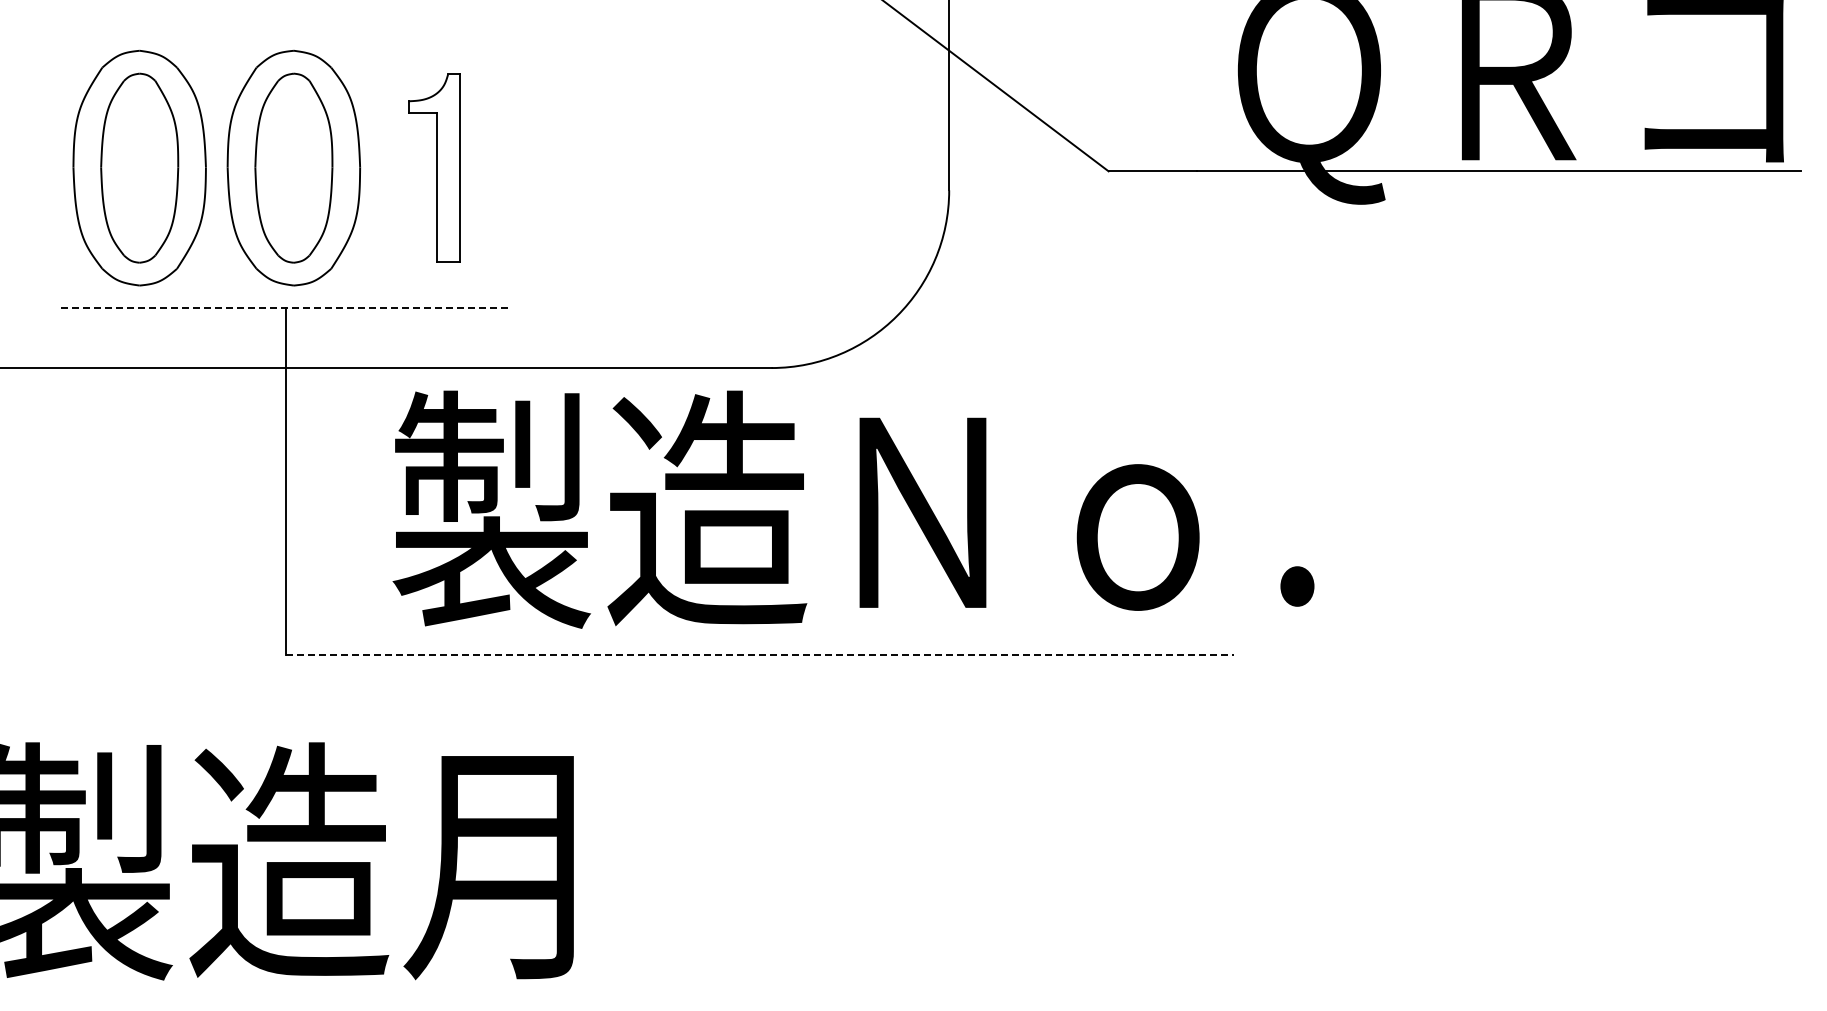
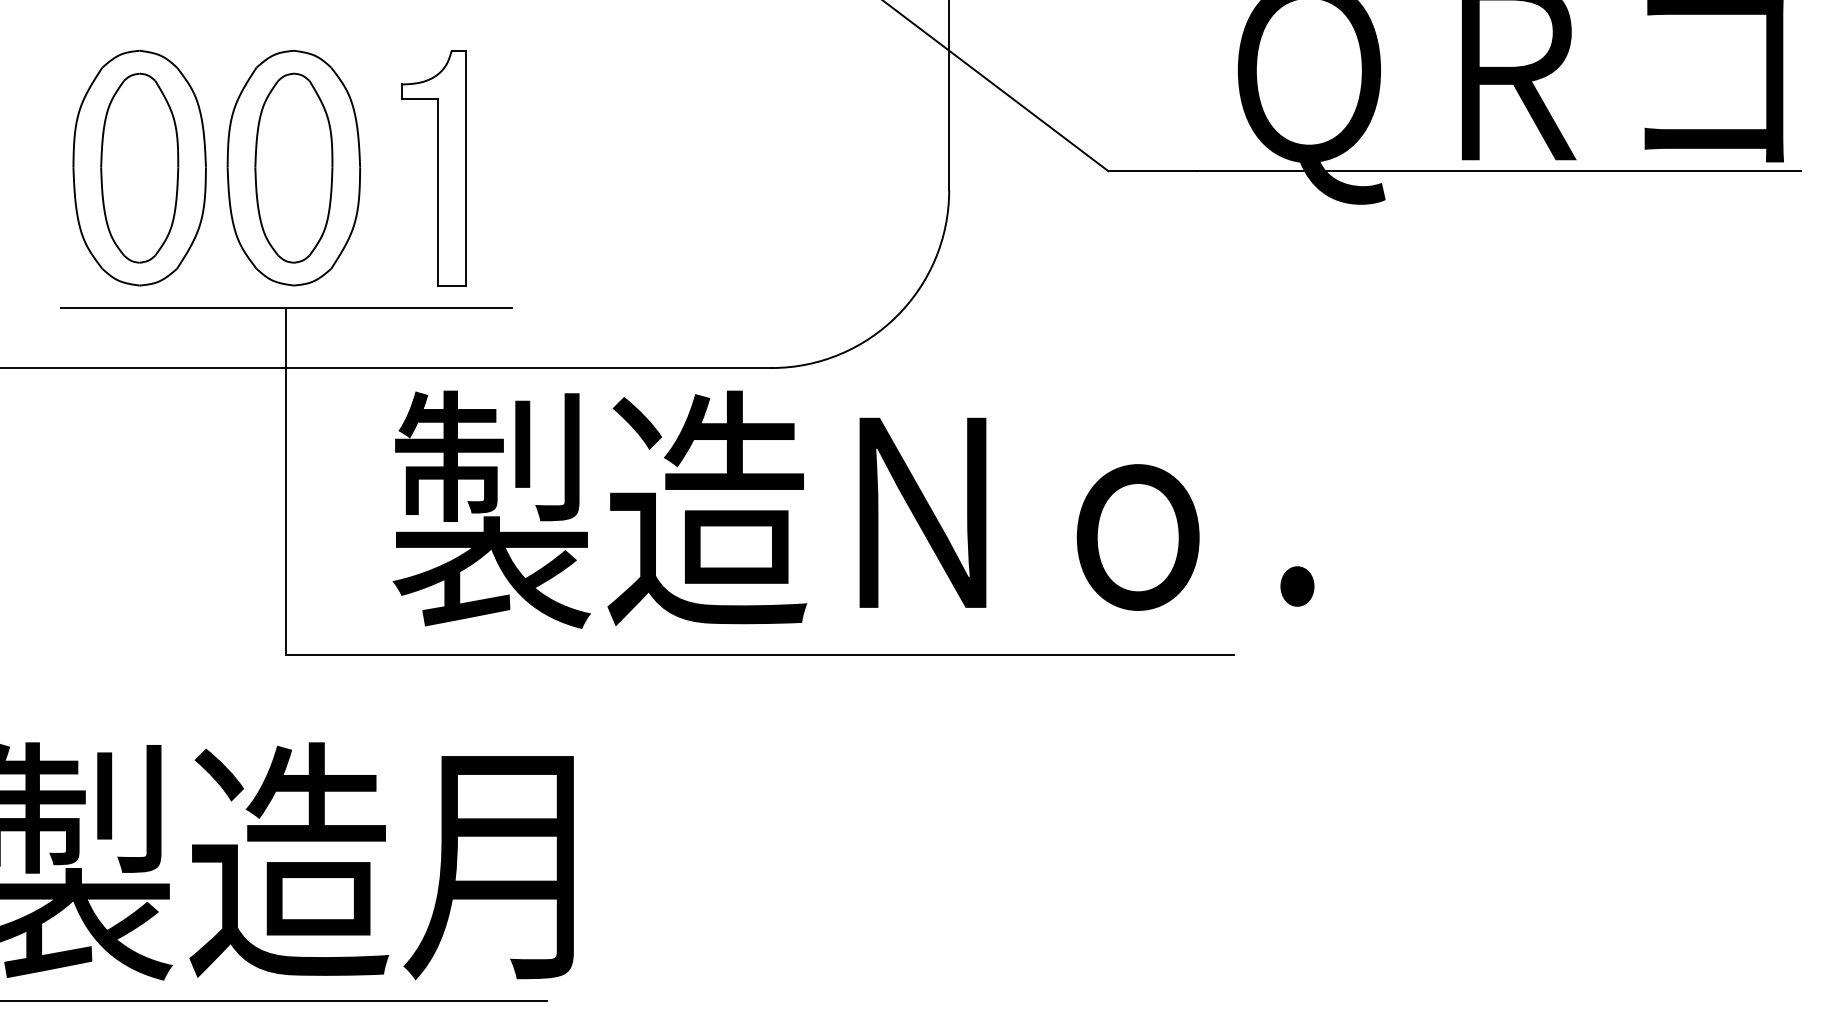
part size: 53x190 px -> 66x237 px (433, 168)
line: dashed -> solid (286, 308)
line: dashed -> solid (760, 654)
line: none -> present (274, 1001)
